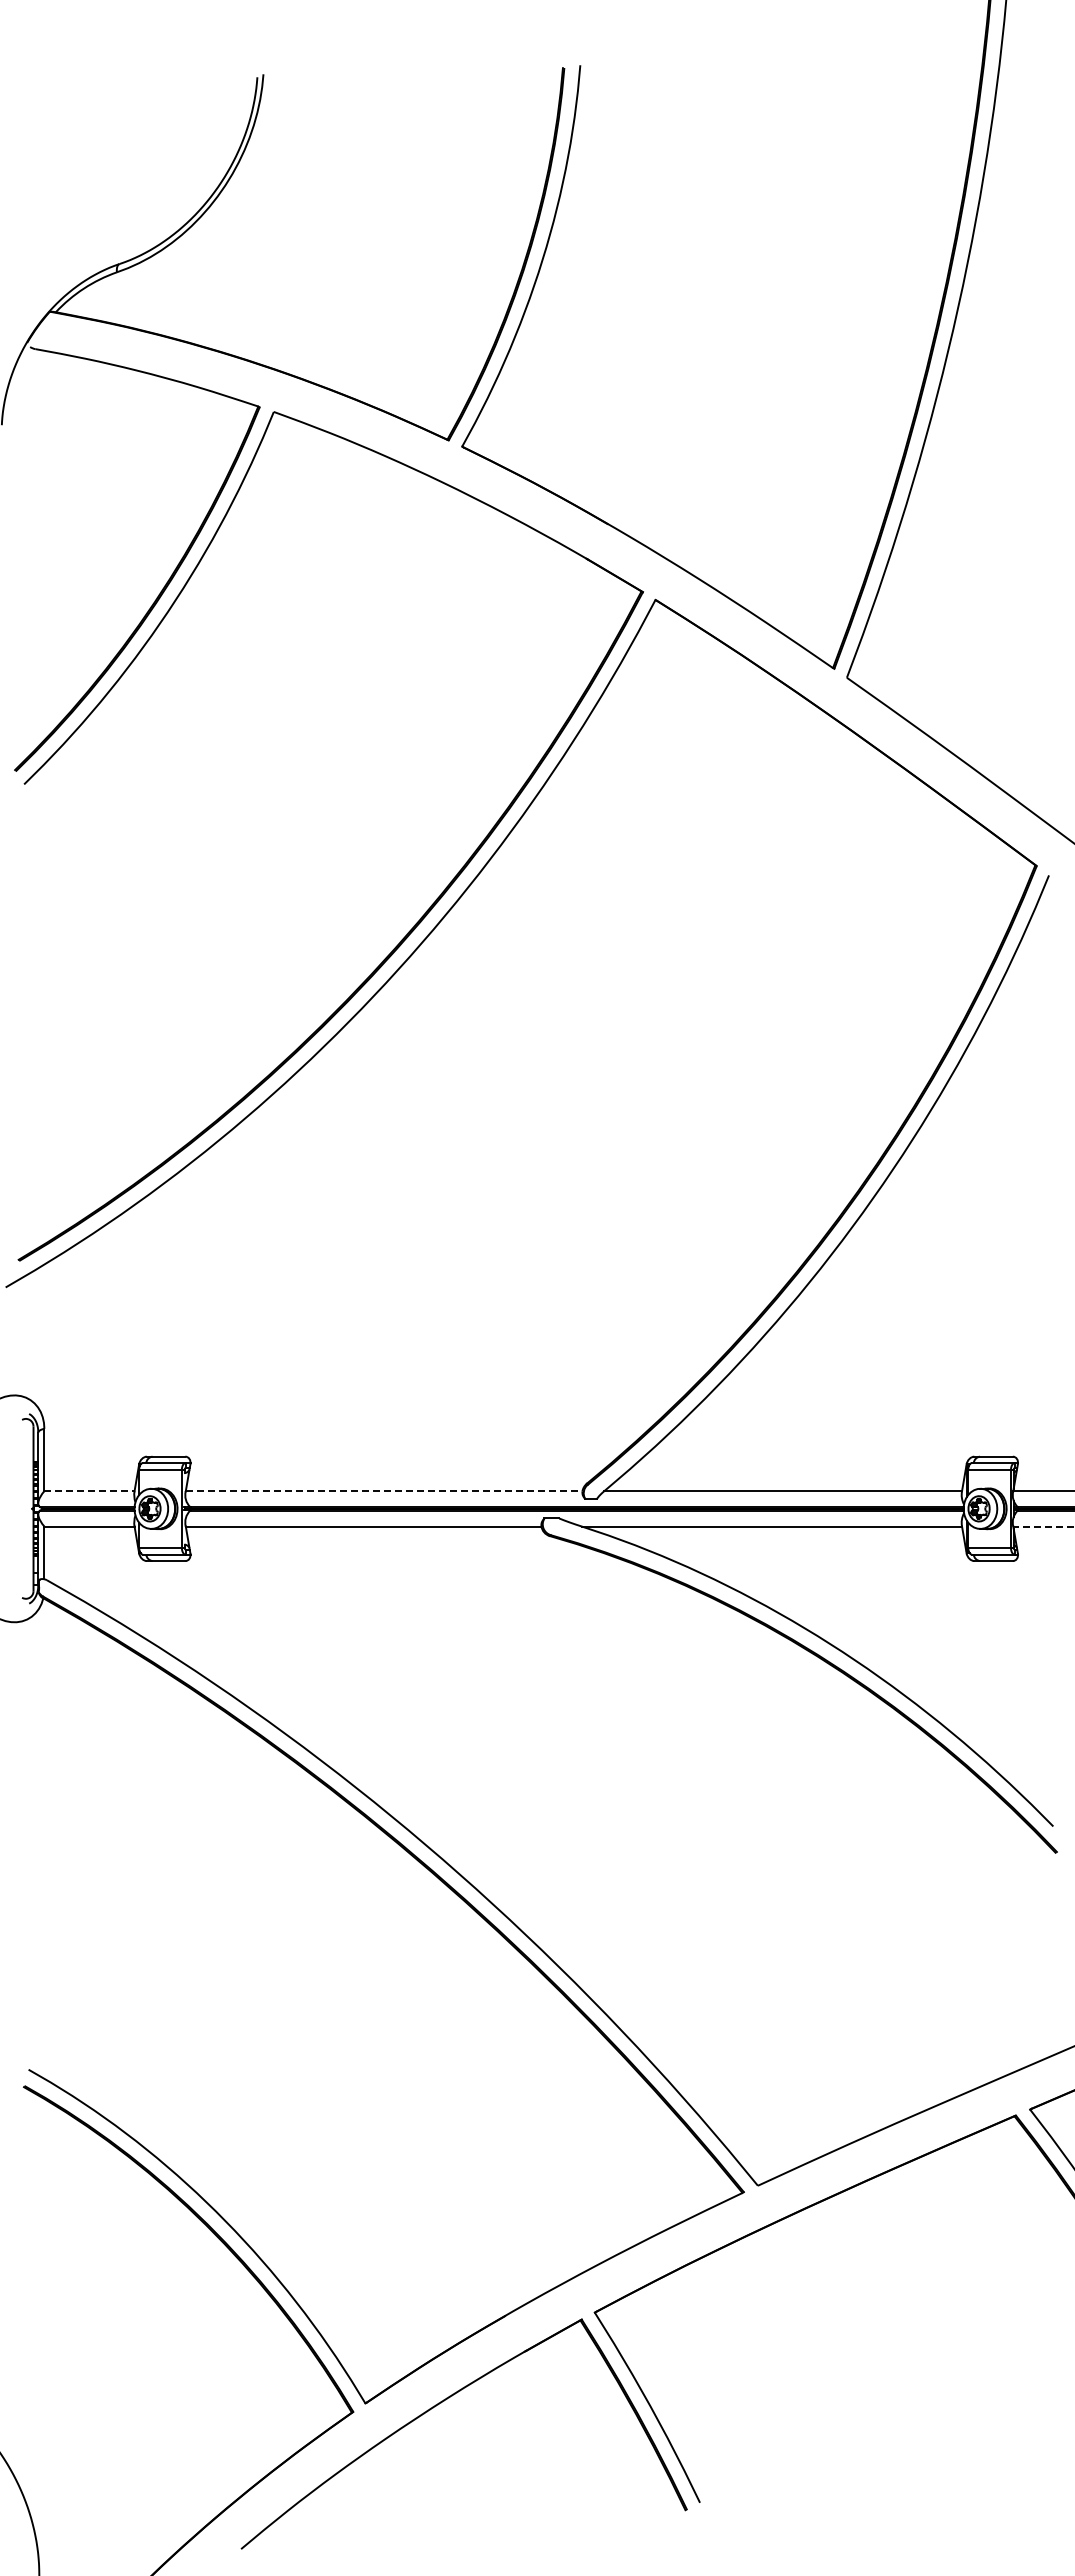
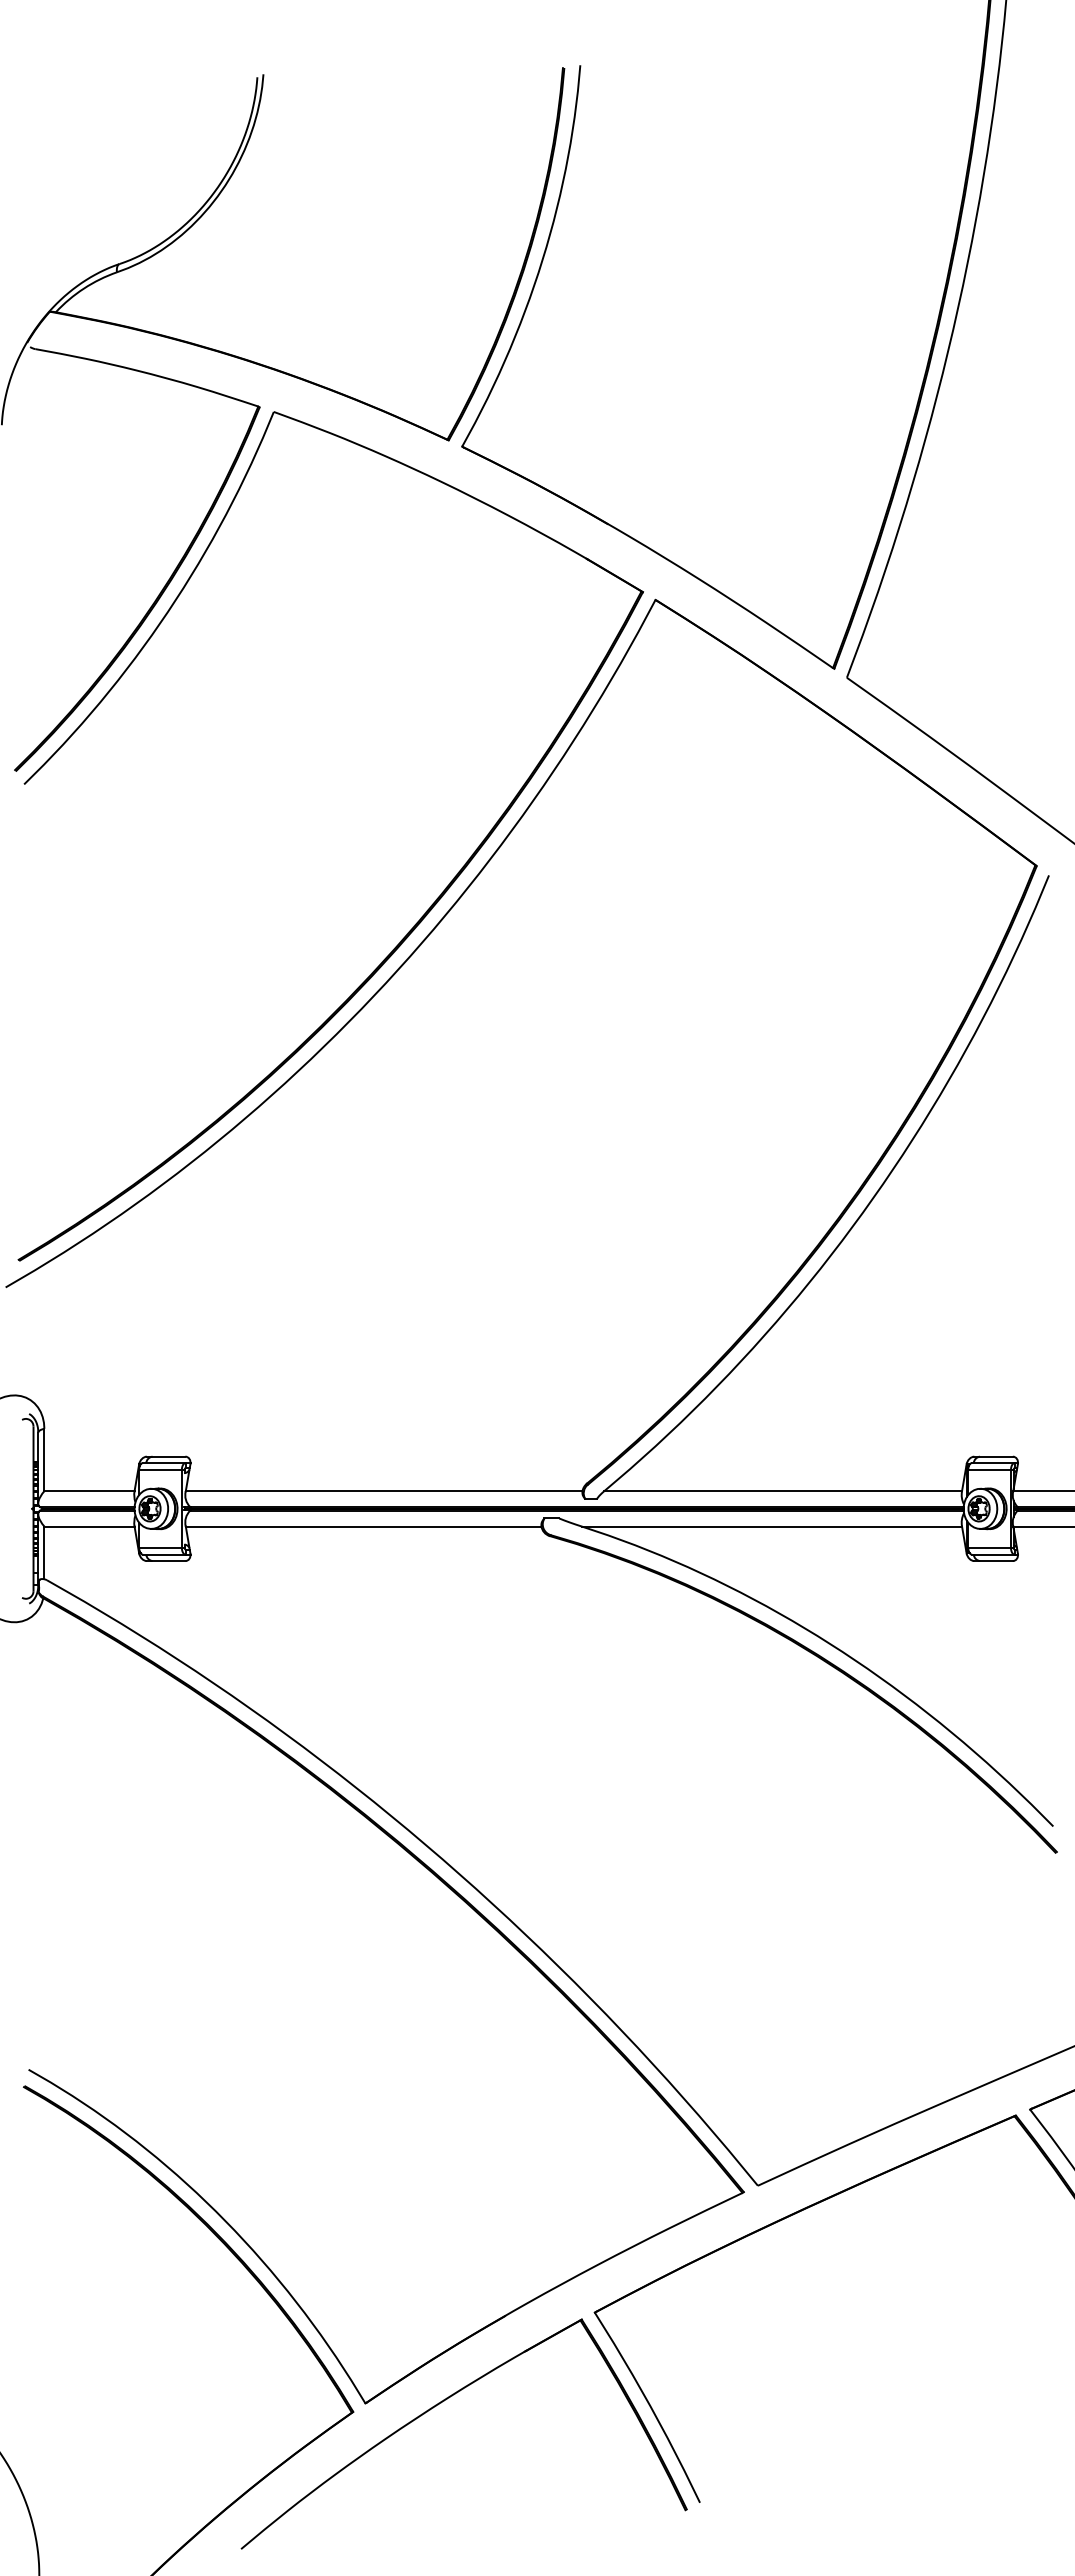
line: dashed -> solid (89, 1491)
line: dashed -> solid (384, 1491)
line: dashed -> solid (1043, 1526)
